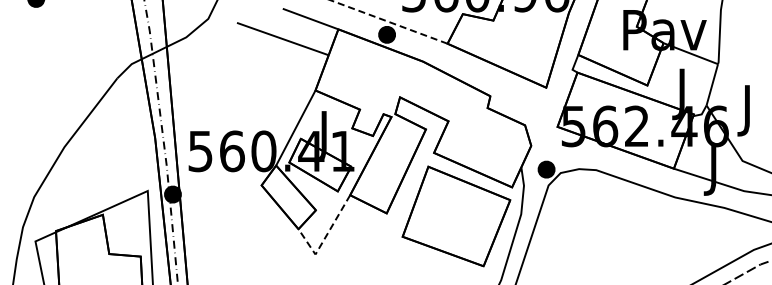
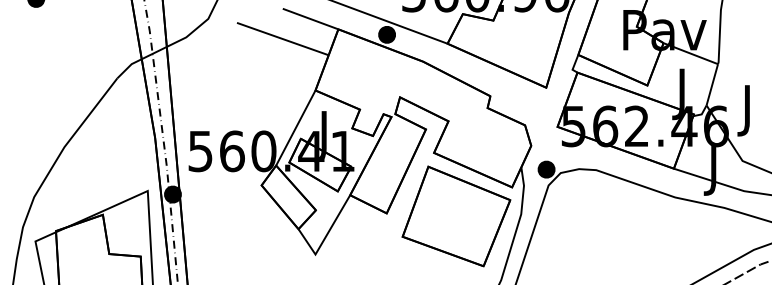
line: dashed -> solid (388, 21)
line: dashed -> solid (324, 239)
